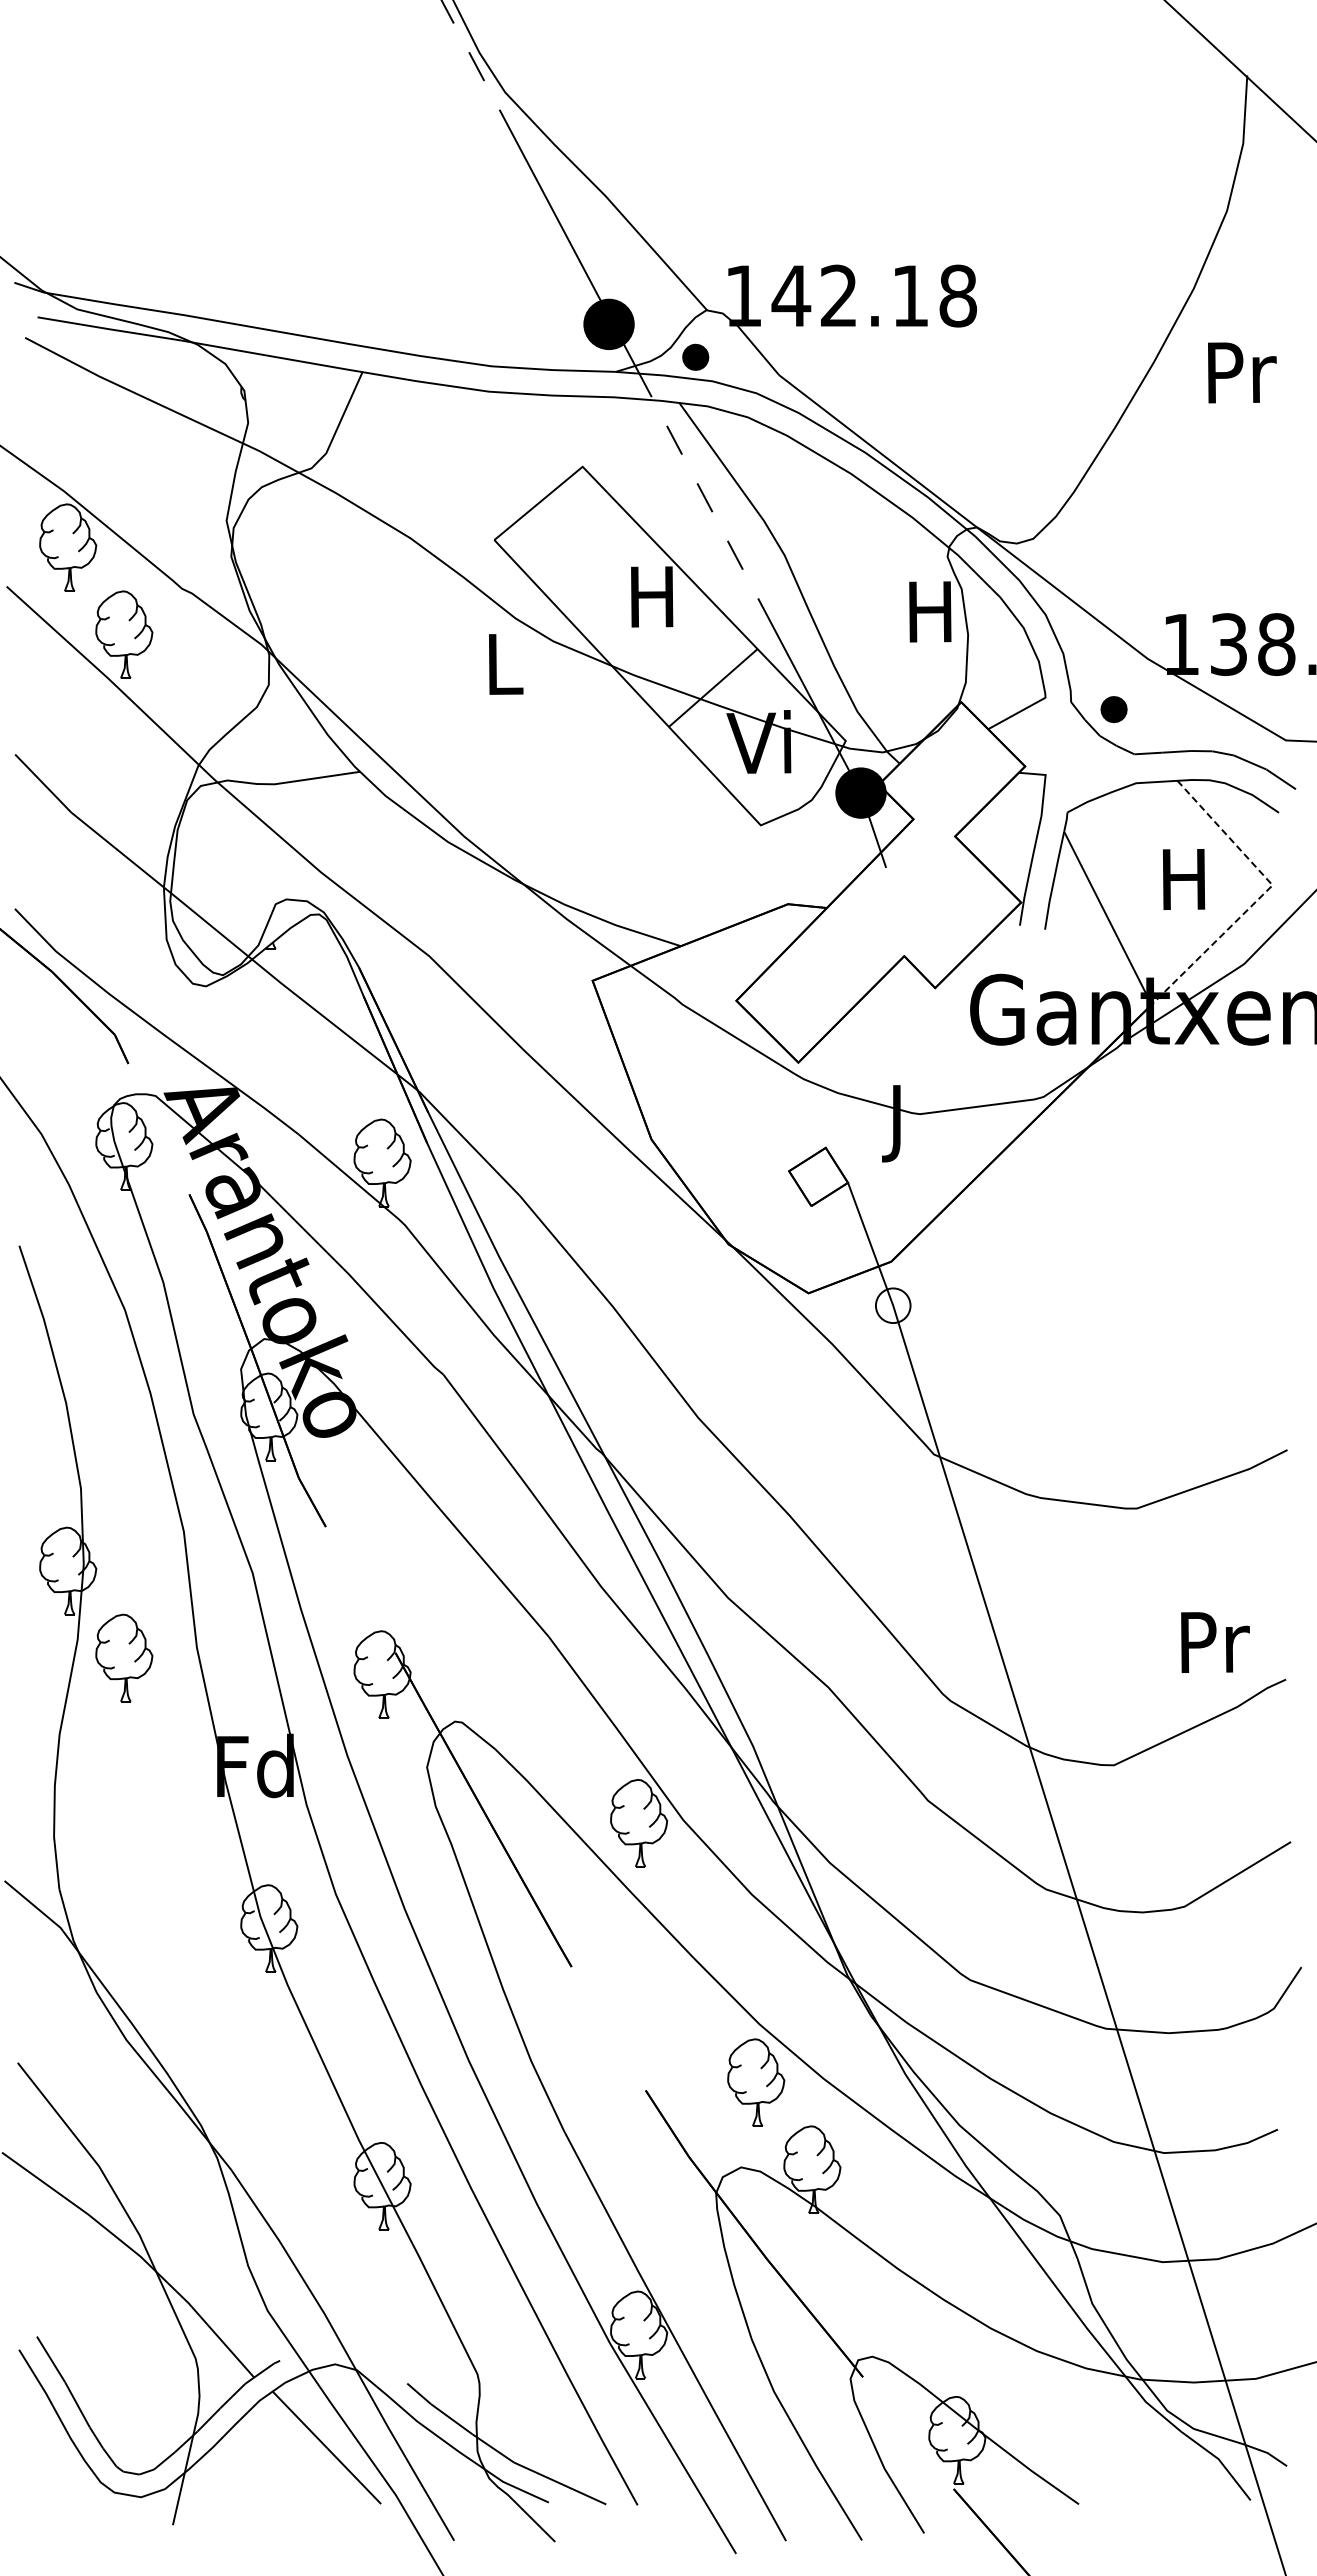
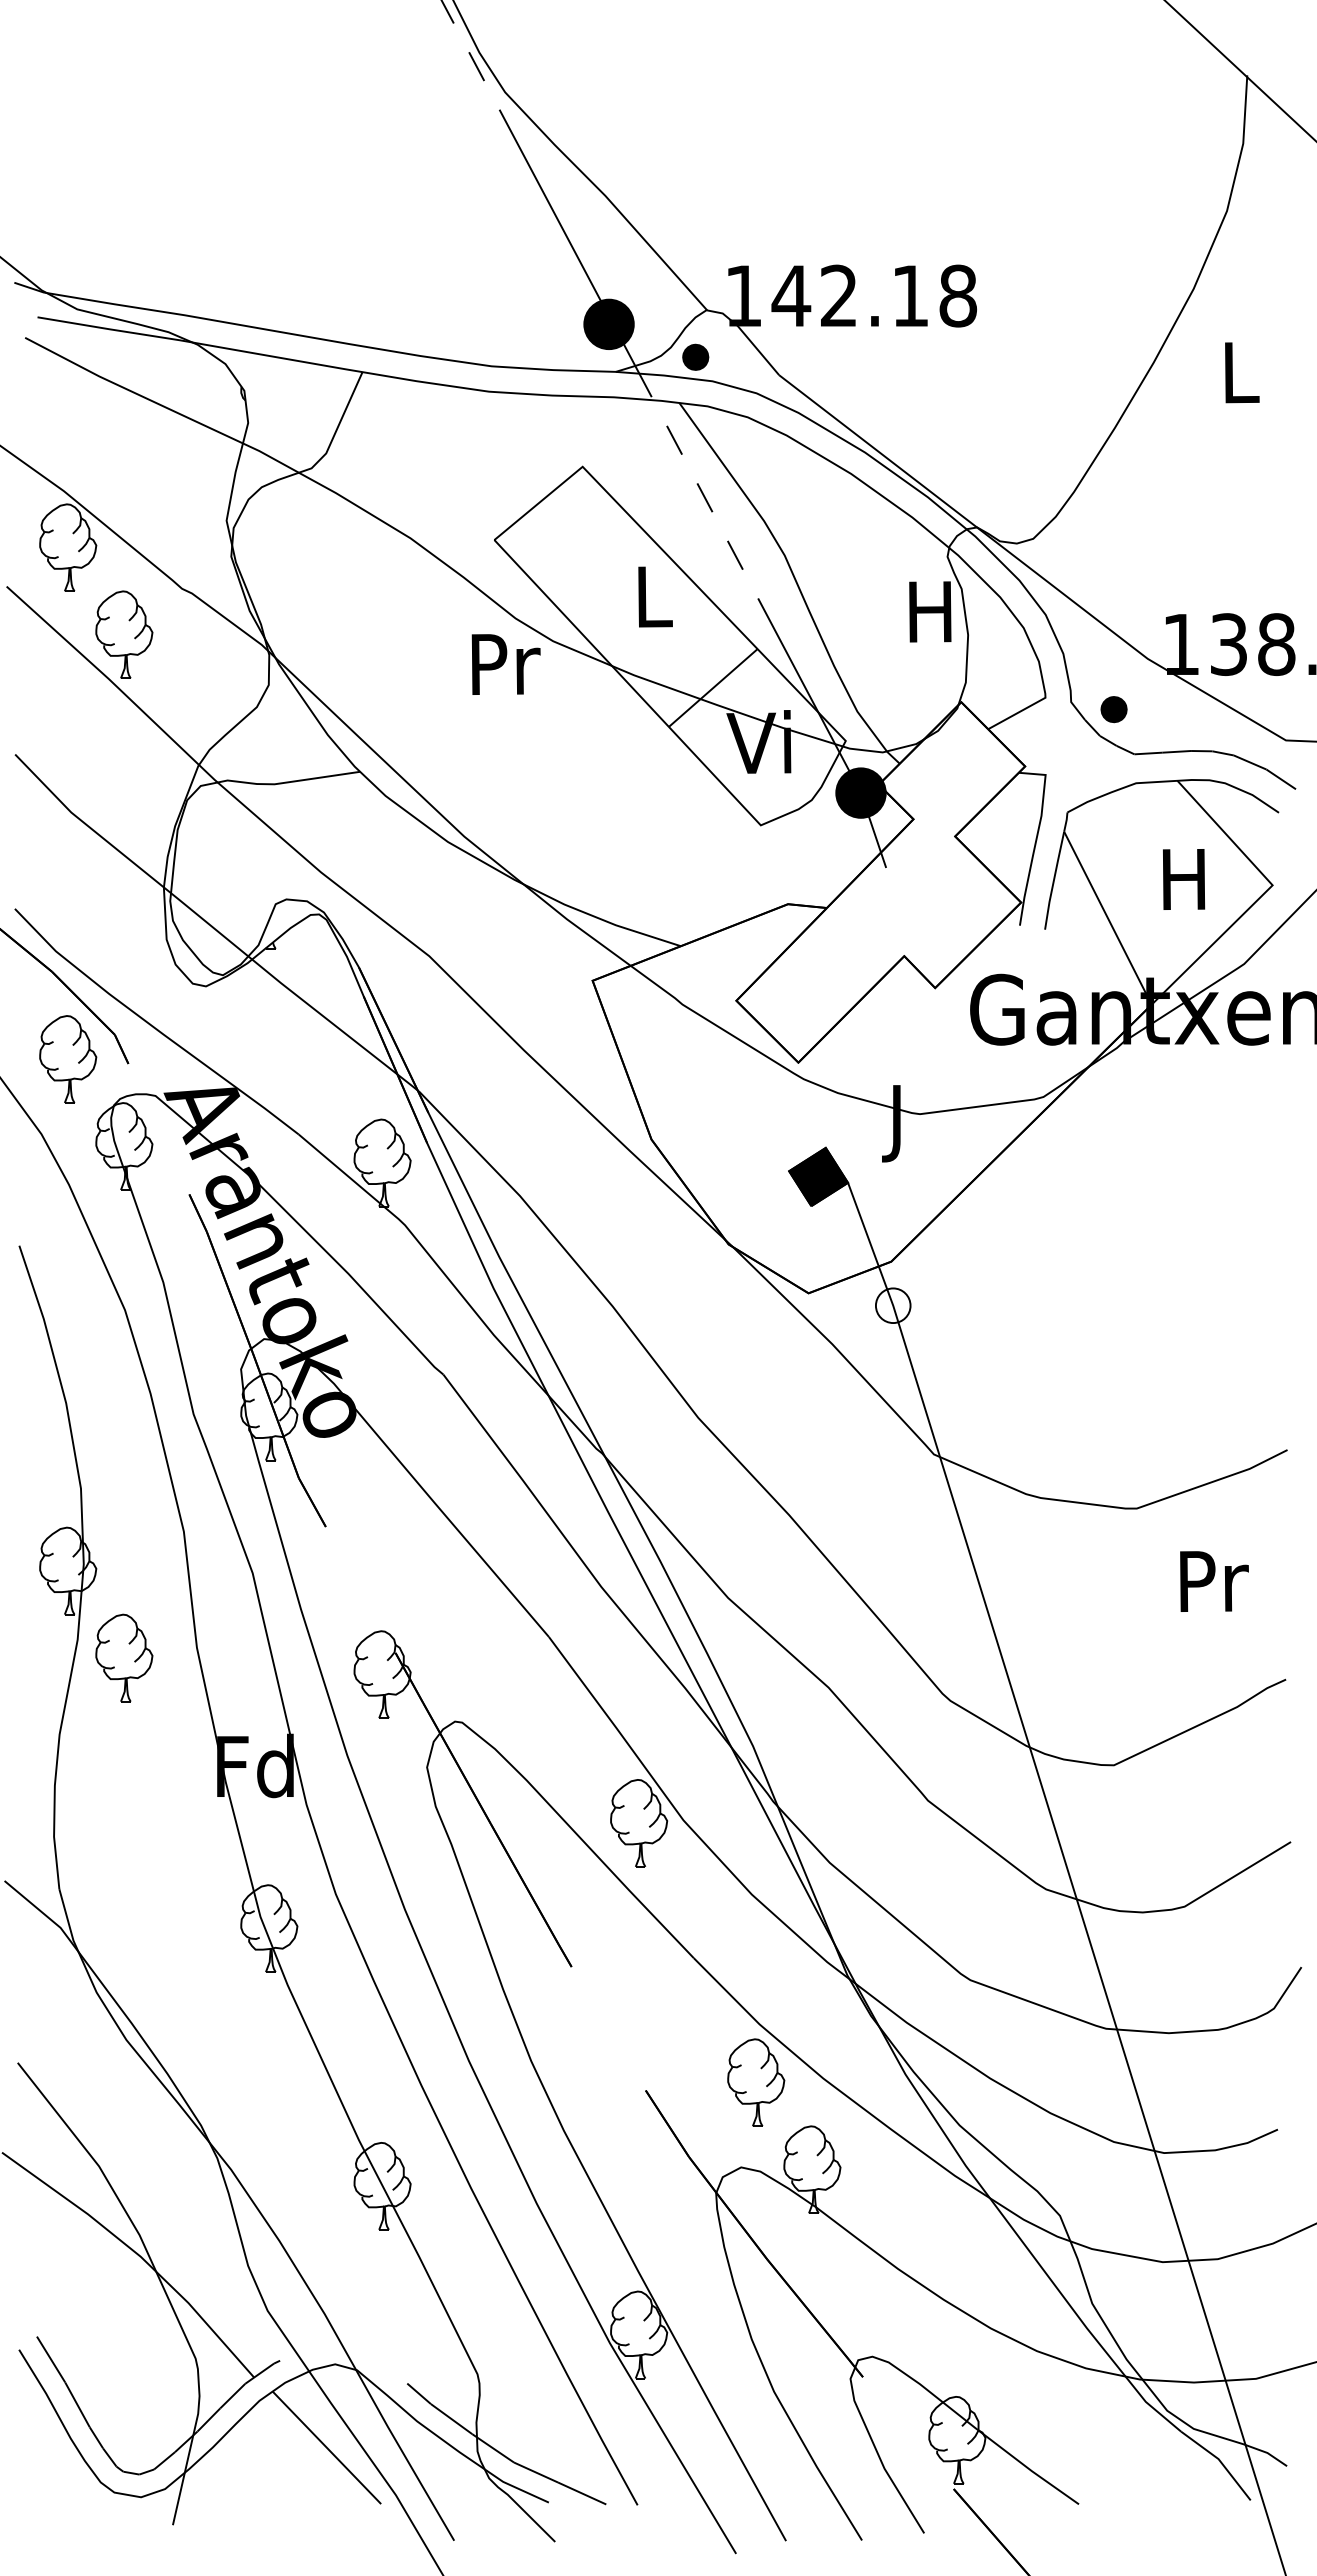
text: Pr -> L (1242, 372)
text: H -> L (652, 596)
text: L -> Pr (505, 664)
line: dashed -> solid (1262, 895)
part: none -> present (68, 1059)
fill: none -> present (818, 1176)
text position: (1215, 1642) -> (1214, 1581) (1214, 1581)
